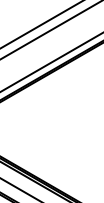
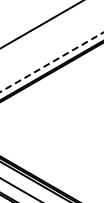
line: present -> none (50, 30)
line: solid -> dashed (51, 62)
